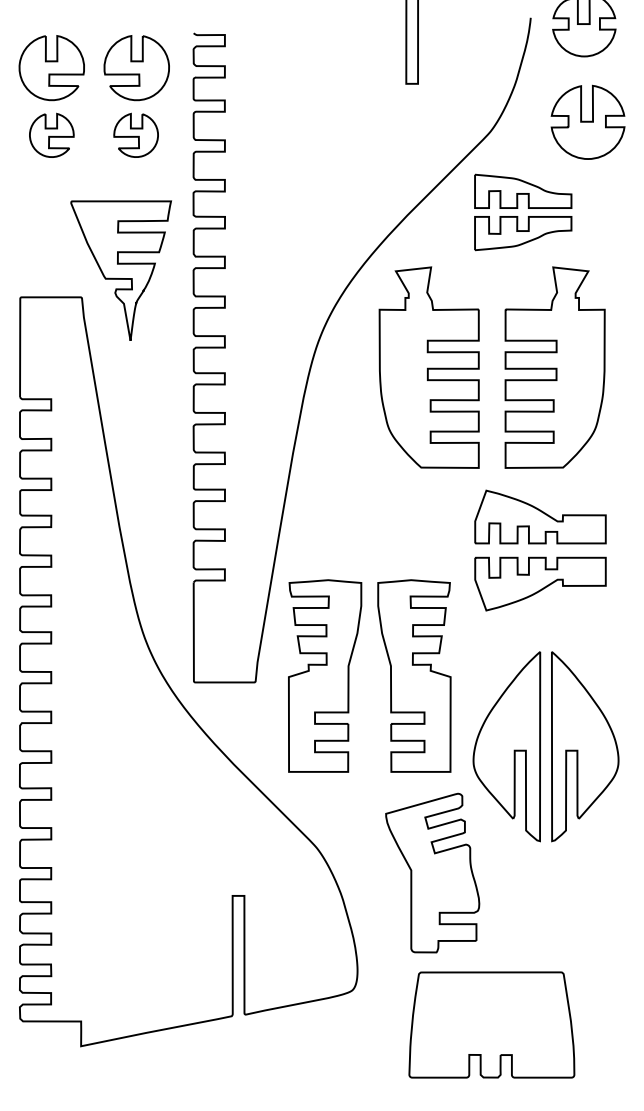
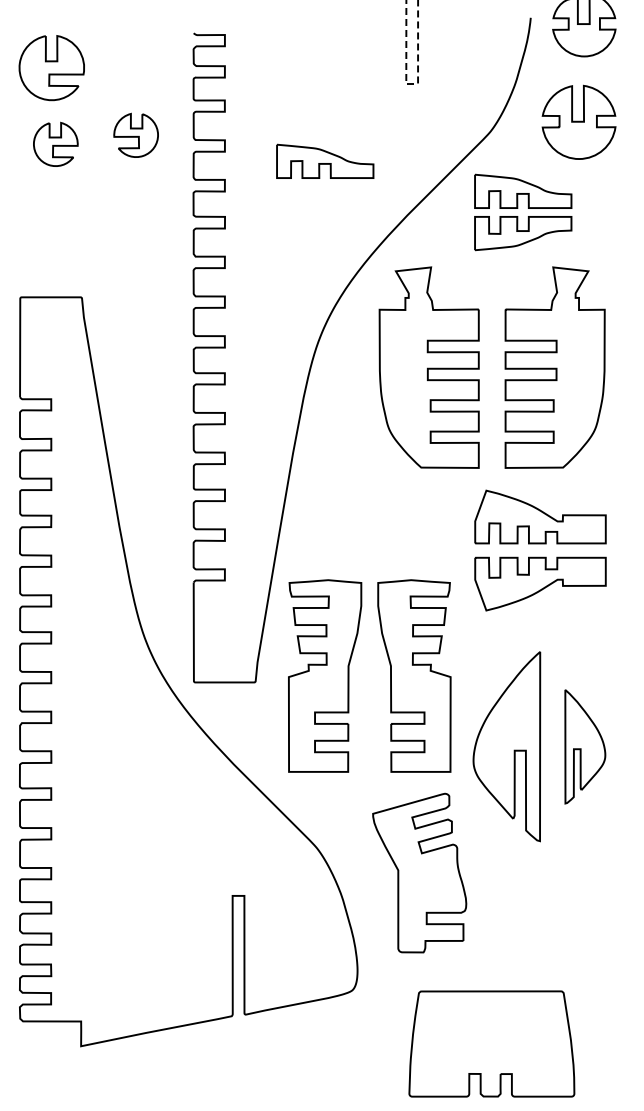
part: present -> none (136, 68)
line: solid -> dashed (412, 83)
part position: (587, 121) -> (578, 121) (578, 121)
part position: (51, 134) -> (55, 143) (55, 143)
part: none -> present (325, 160)
part: present -> none (120, 270)
part size: 69x192 px -> 43x116 px (585, 746)
part position: (432, 872) -> (419, 872) (419, 872)
part position: (491, 1024) -> (491, 1043) (491, 1043)
